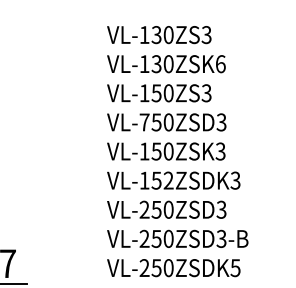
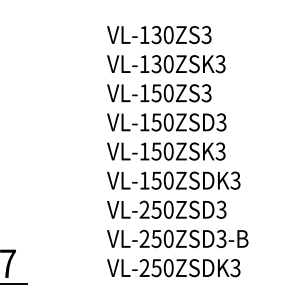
text: VL-130ZSK6 -> VL-130ZSK3 (220, 64)
text: VL-750ZSD3 -> VL-150ZSD3 (144, 122)
text: VL-152ZSDK3 -> VL-150ZSDK3 (168, 180)
text: VL-250ZSDK5 -> VL-250ZSDK3 (235, 267)
